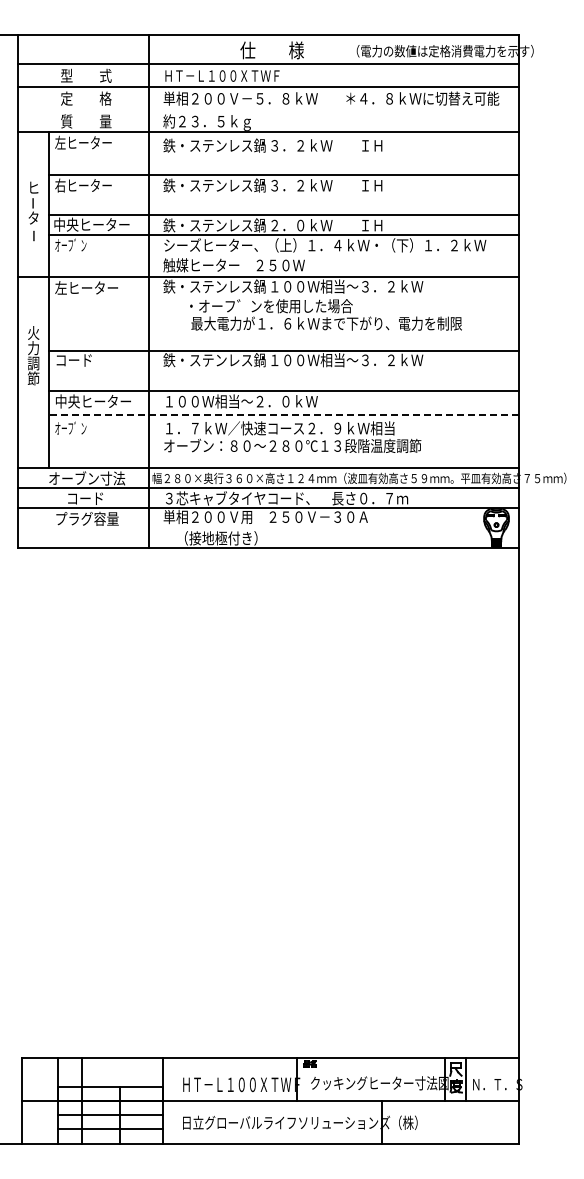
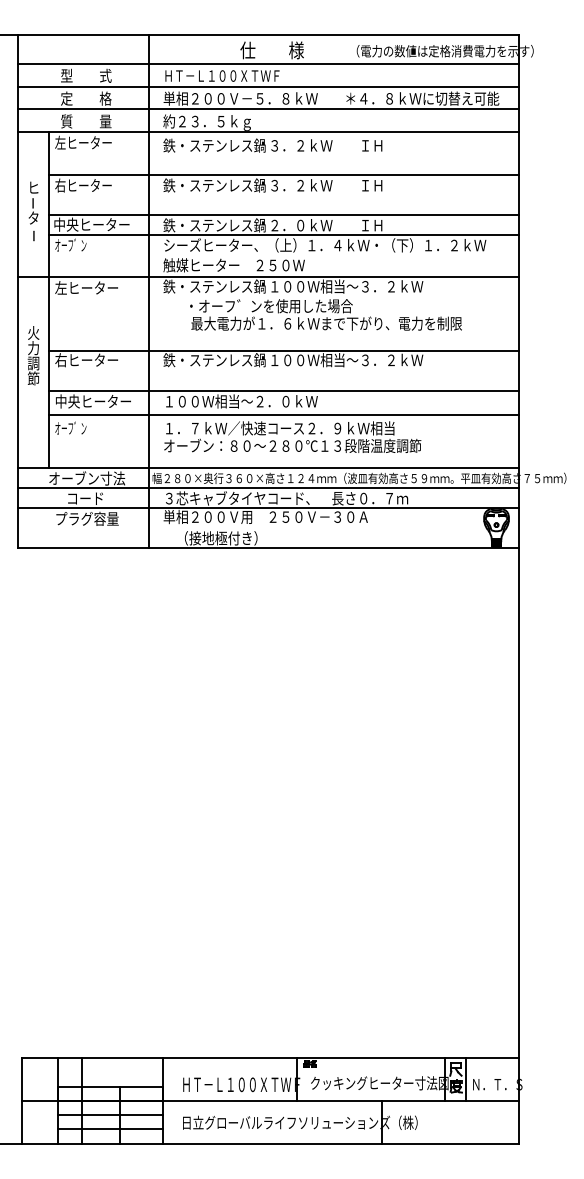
line: none -> present (268, 109)
text: コード -> 右ヒーター (86, 360)
line: dashed -> solid (283, 414)
